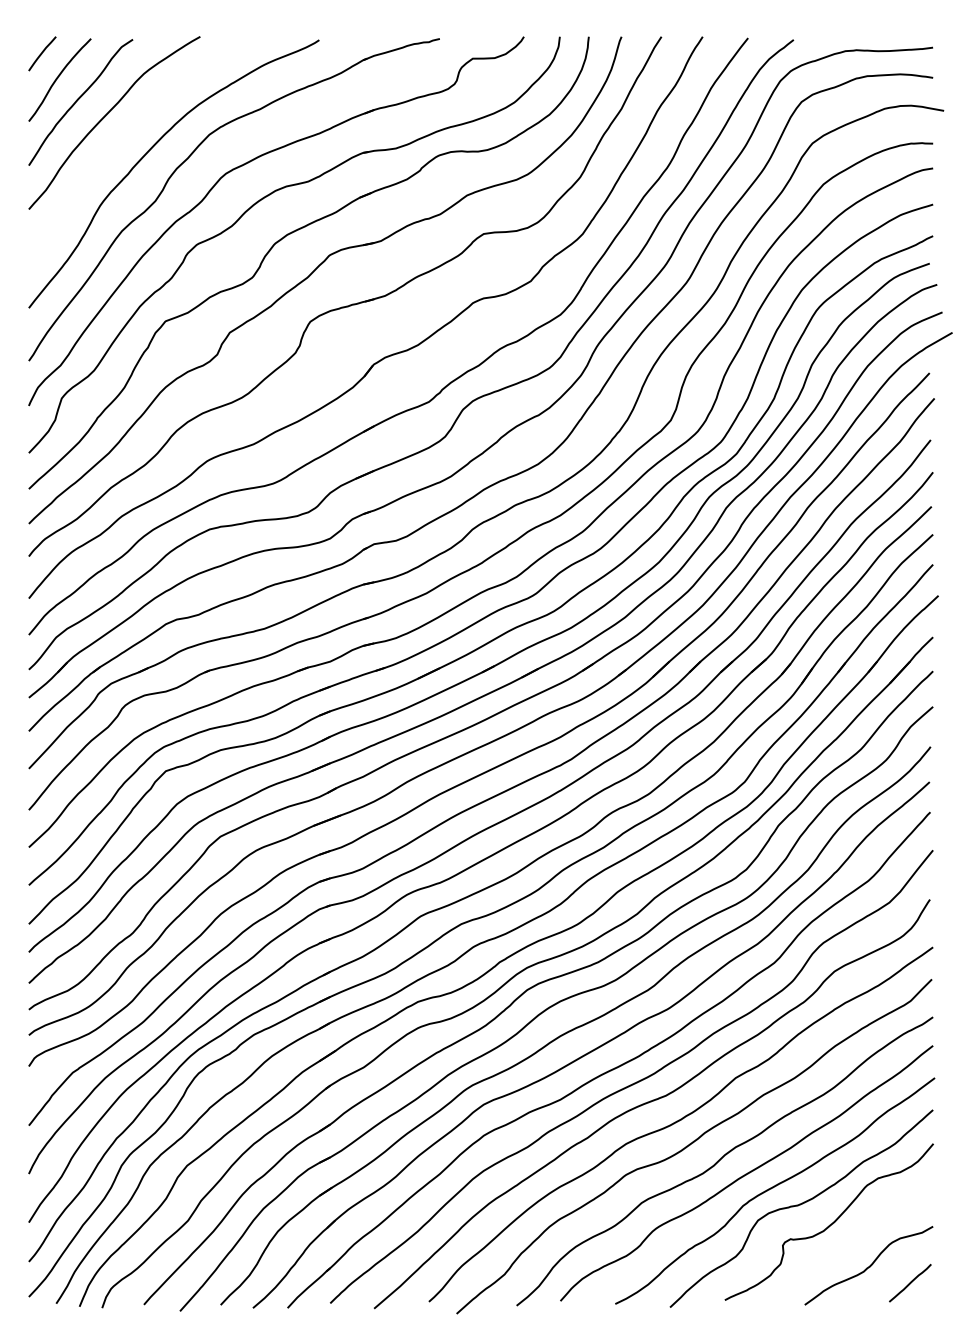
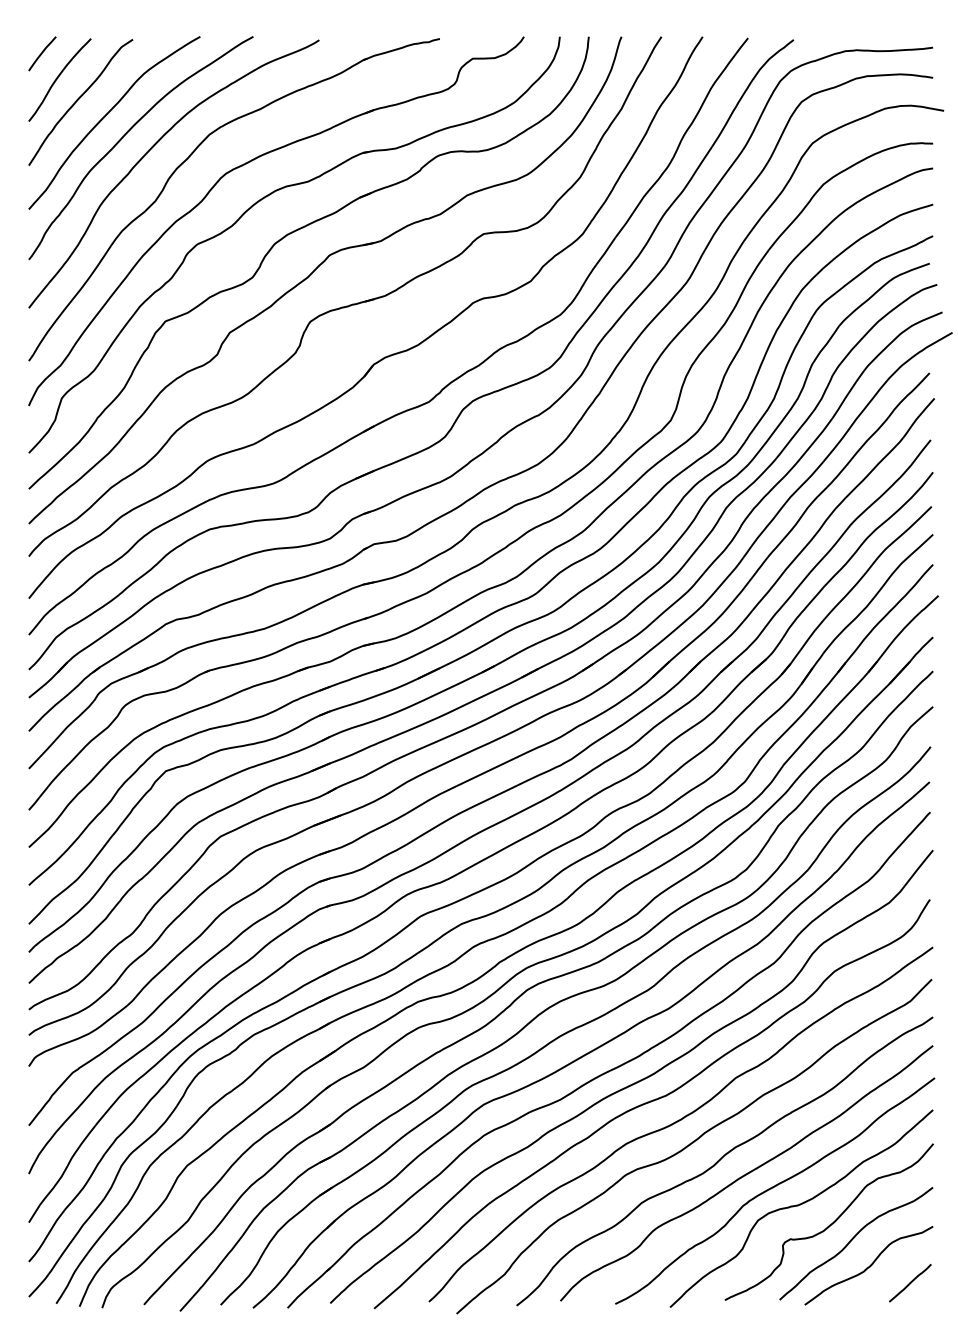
curve: none -> present (126, 134)
curve: none -> present (853, 1239)
